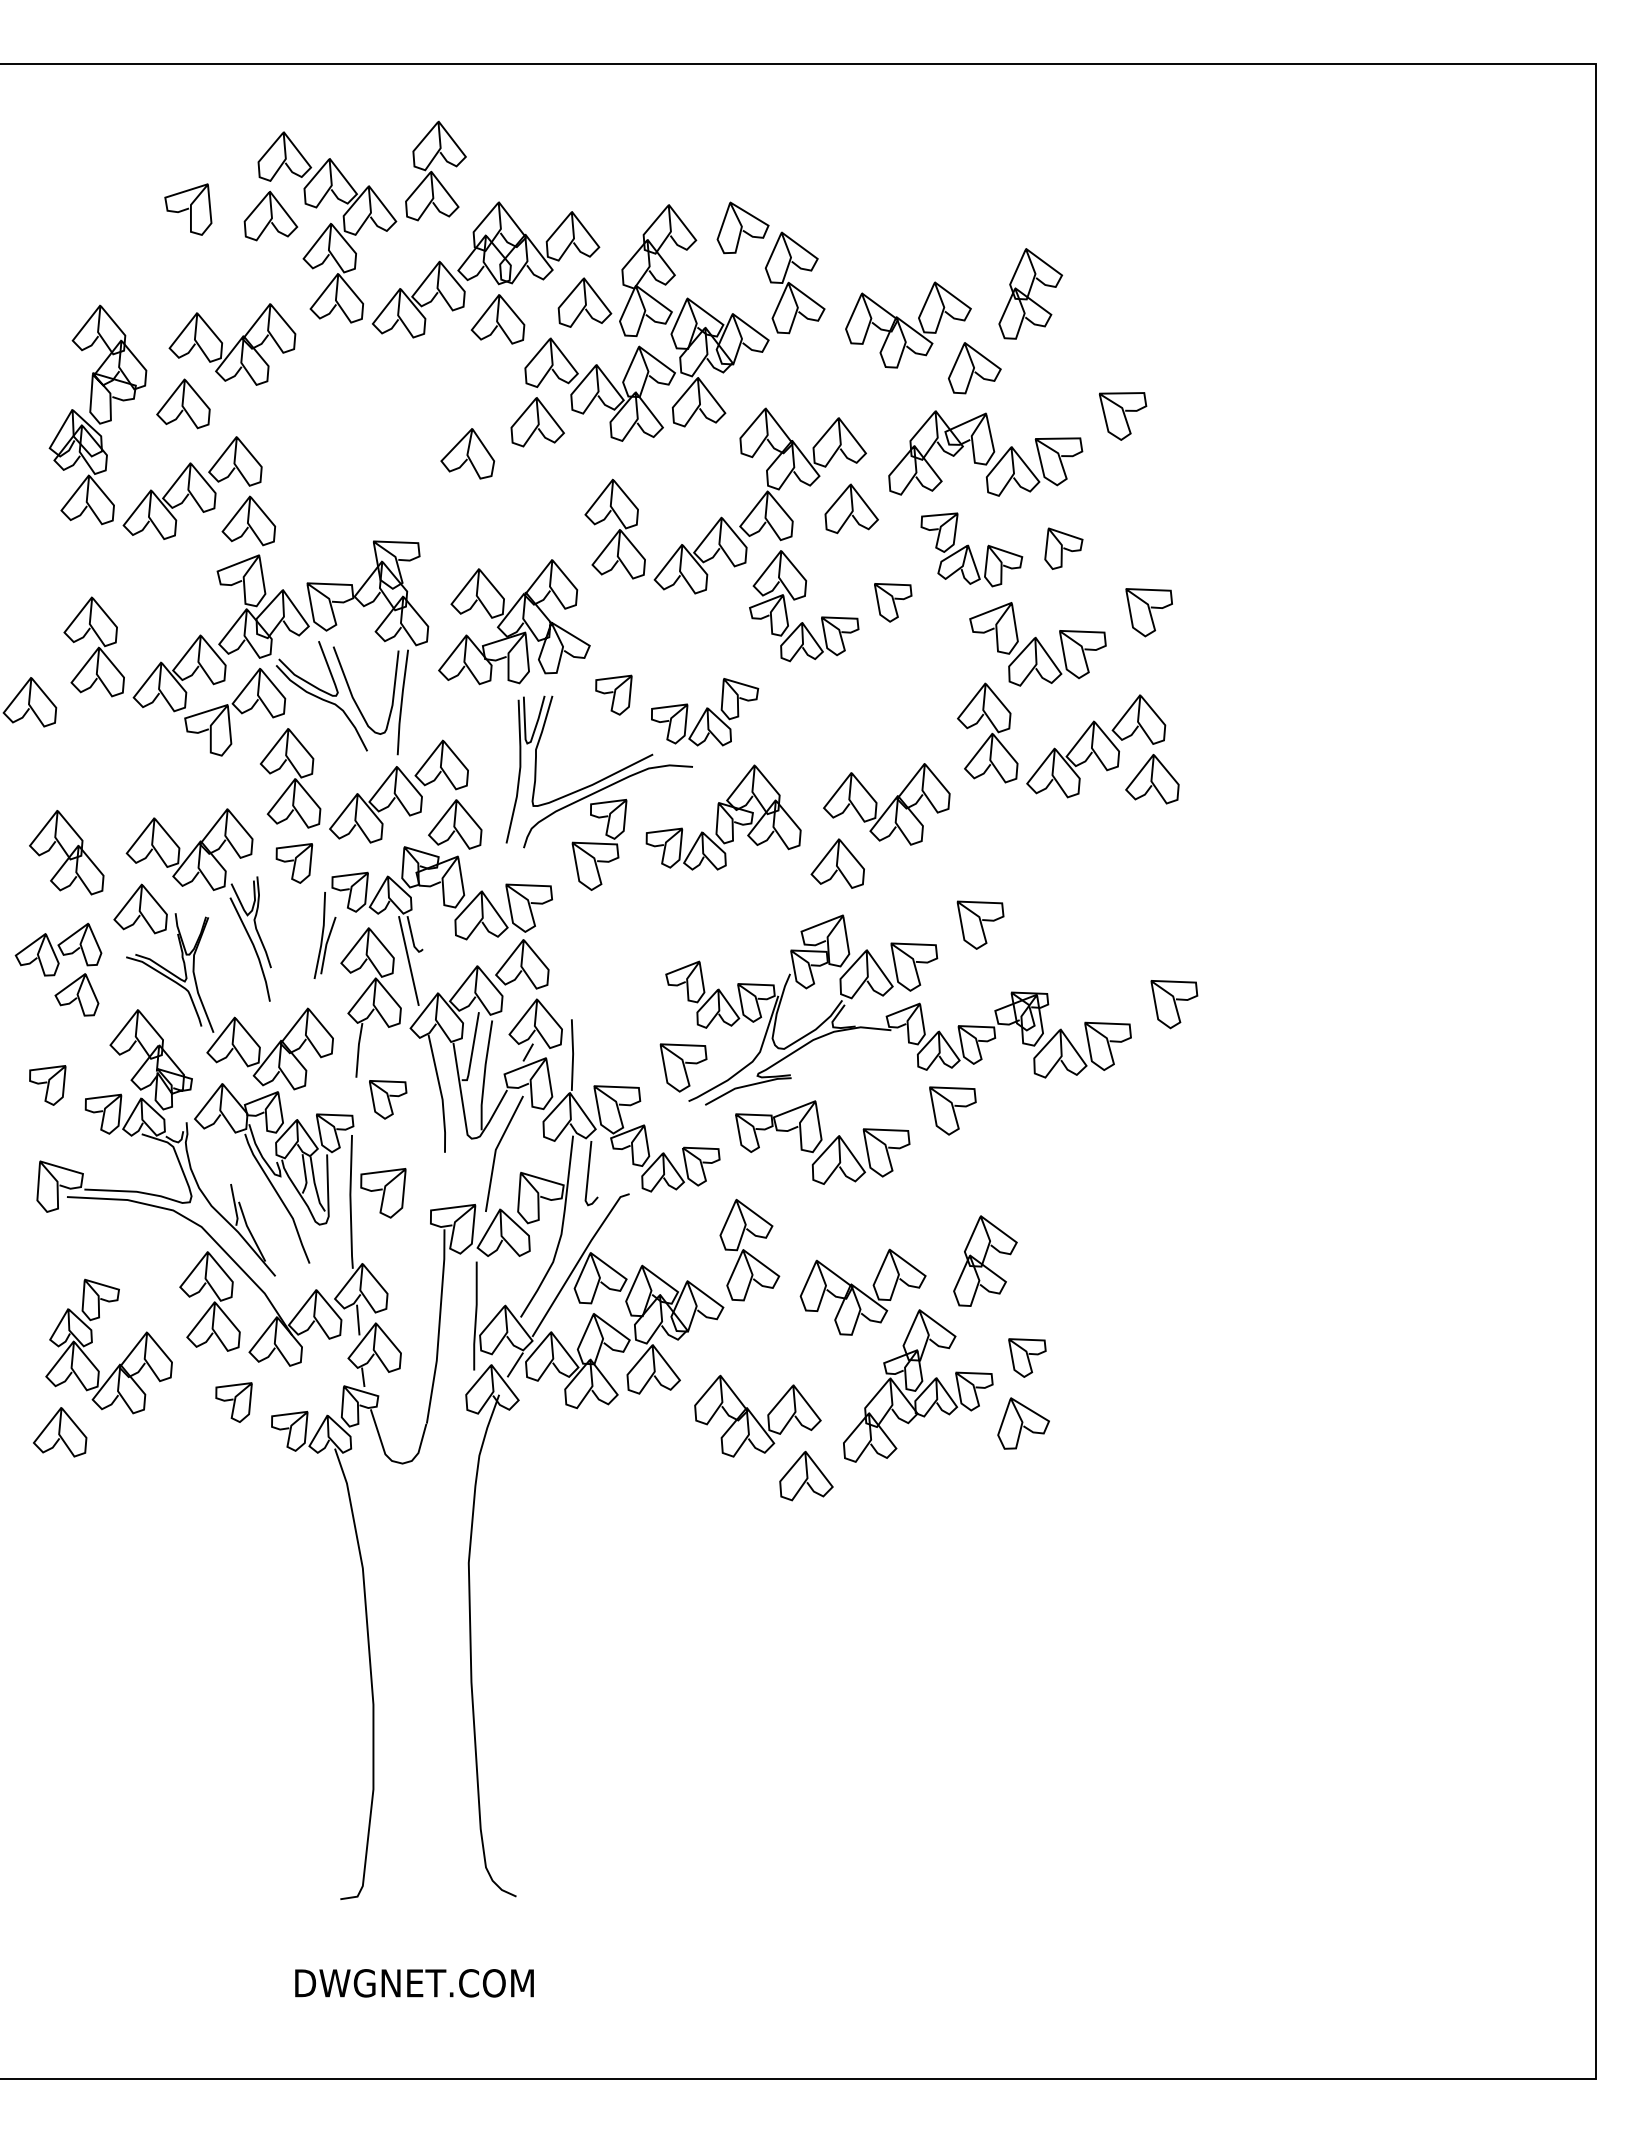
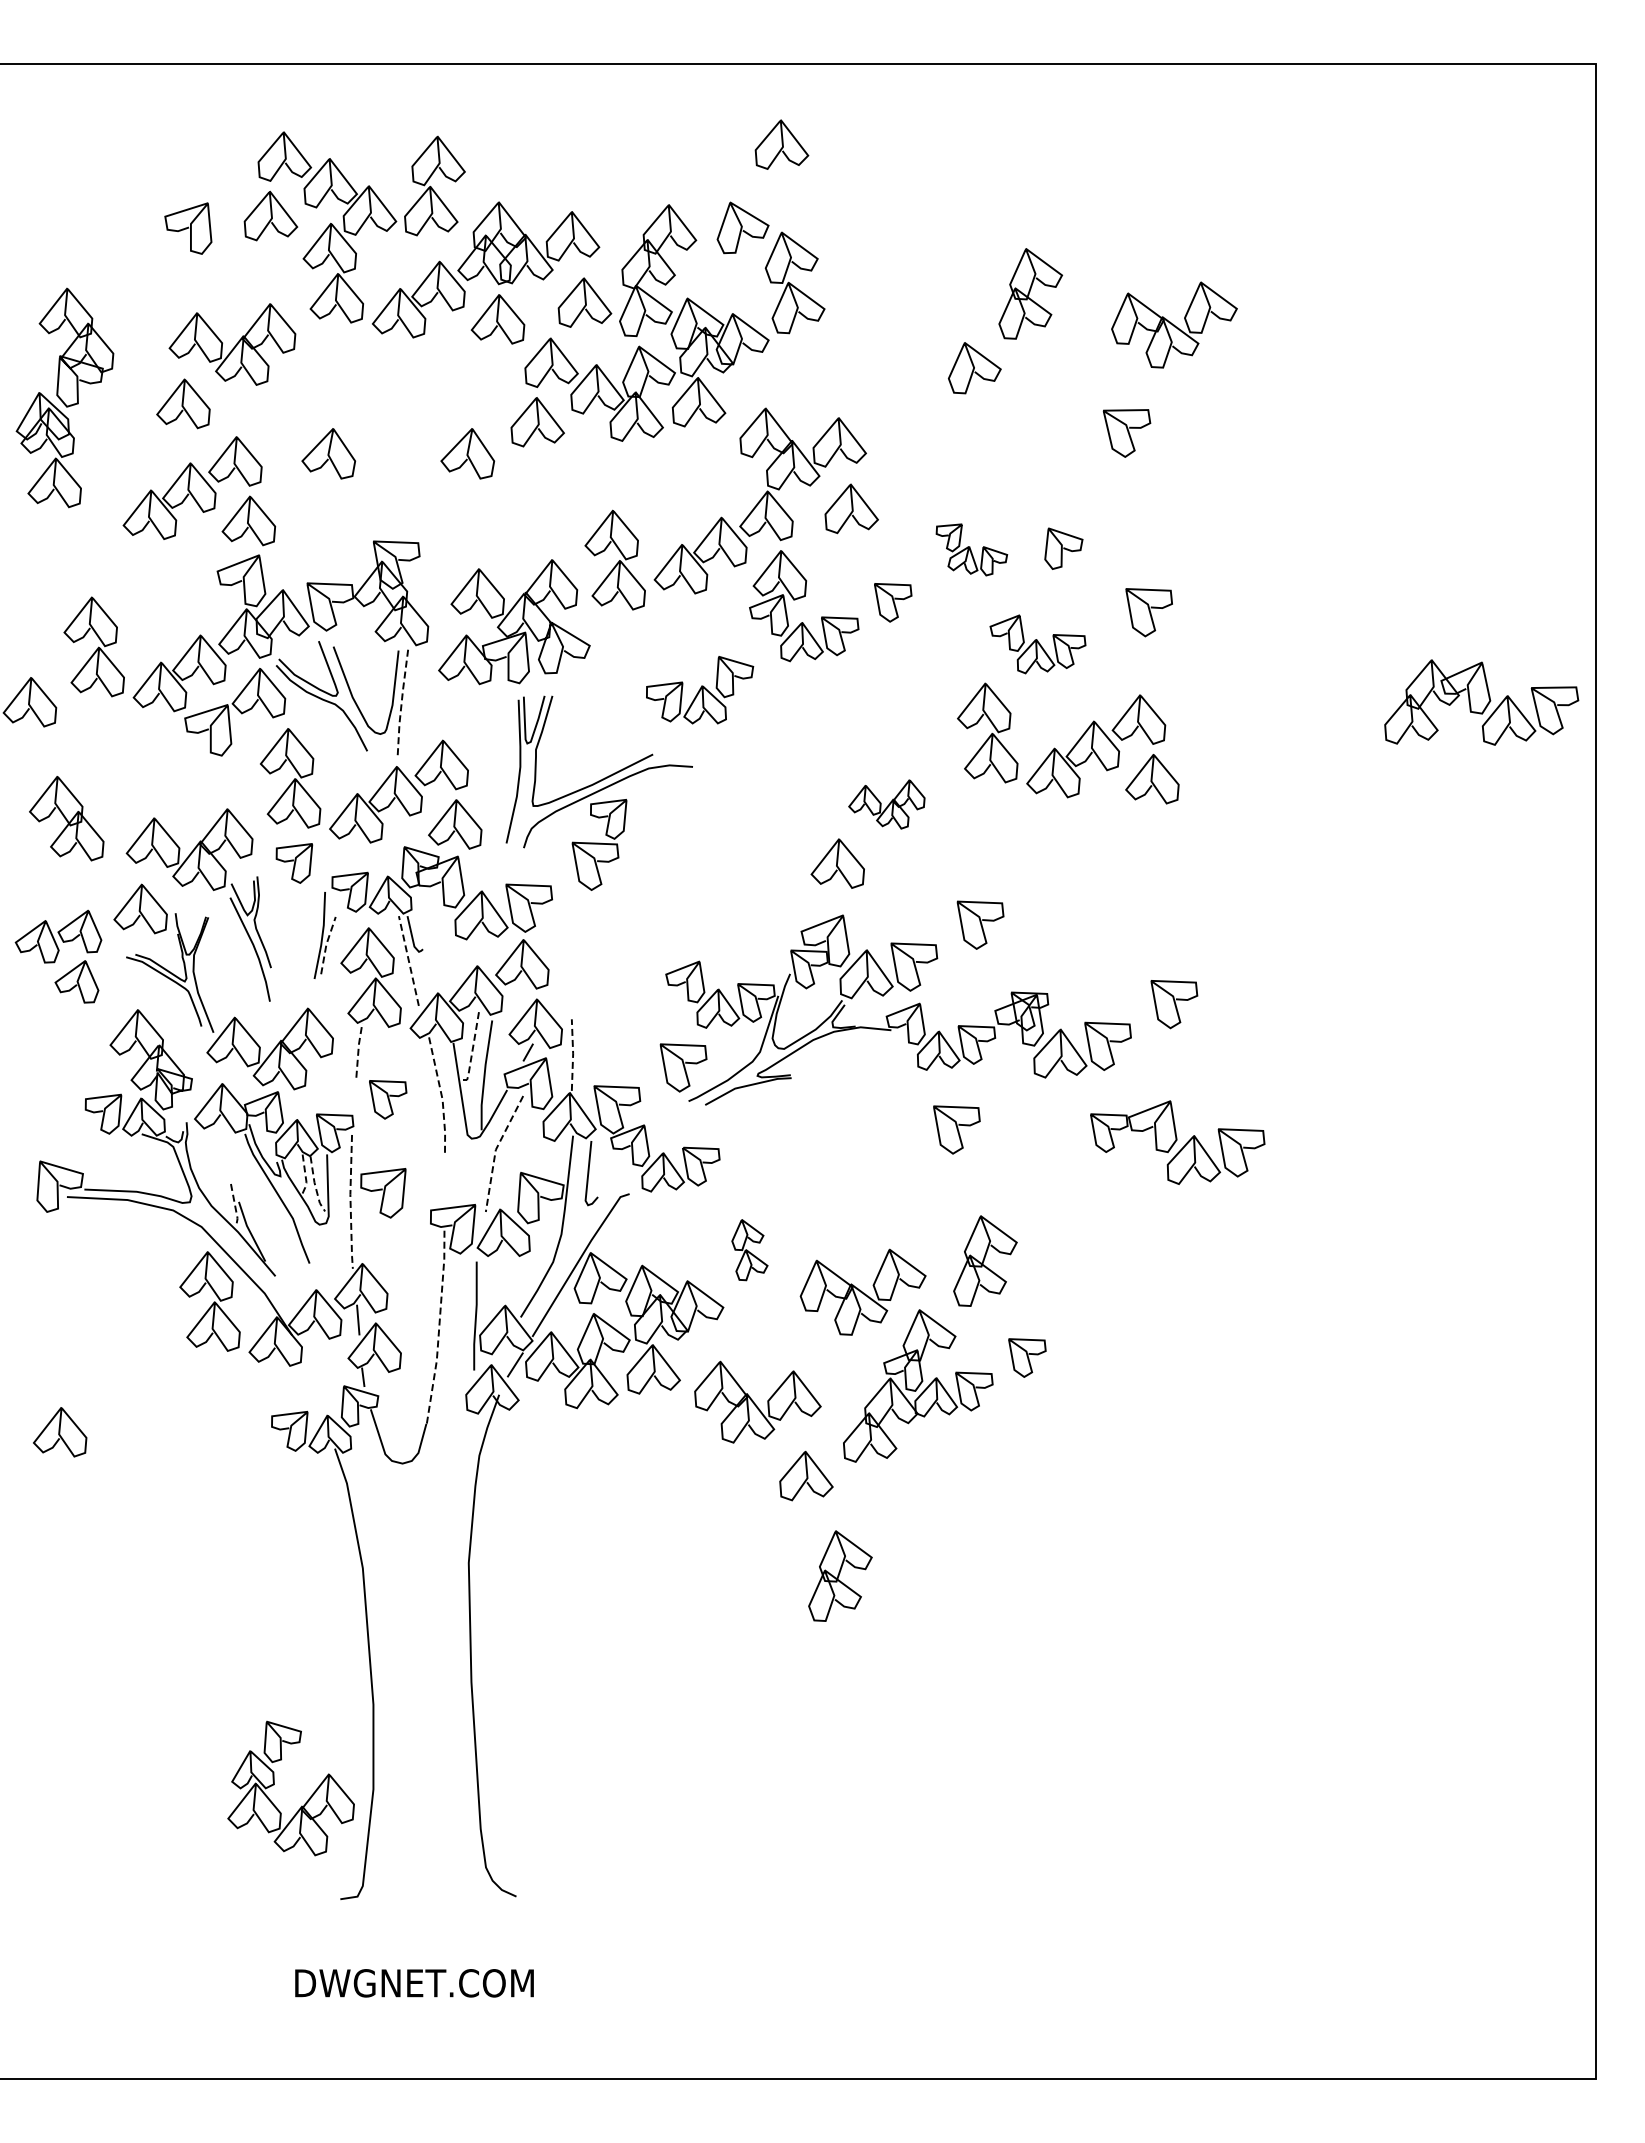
curve: none -> present (781, 144)
part position: (435, 170) -> (434, 185) (434, 185)
curve position: (188, 209) -> (188, 228) (188, 228)
part position: (908, 324) -> (1174, 324) (1174, 324)
part position: (97, 414) -> (64, 397) (64, 397)
curve position: (1123, 415) -> (1127, 432) (1127, 432)
curve: none -> present (328, 453)
part position: (985, 453) -> (1481, 702) (1481, 702)
part position: (614, 528) -> (614, 559) (614, 559)
part size: 104x76 px -> 74x54 px (971, 549)
part size: 138x85 px -> 98x61 px (1037, 644)
curve: present -> none (613, 694)
line: solid -> dashed (401, 703)
part position: (705, 712) -> (700, 690) (700, 690)
part size: 128x83 px -> 78x51 px (886, 804)
part: present -> none (723, 817)
part position: (66, 852) -> (66, 818) (66, 818)
line: solid -> dashed (326, 944)
line: solid -> dashed (408, 961)
part position: (58, 969) -> (58, 956) (58, 956)
line: solid -> dashed (358, 1049)
line: solid -> dashed (472, 1050)
line: solid -> dashed (573, 1054)
curve: present -> none (47, 1085)
line: solid -> dashed (441, 1094)
curve position: (952, 1110) -> (956, 1129) (956, 1129)
part position: (822, 1142) -> (1177, 1142) (1177, 1142)
line: solid -> dashed (495, 1150)
line: solid -> dashed (305, 1174)
line: solid -> dashed (315, 1184)
line: solid -> dashed (350, 1202)
line: solid -> dashed (235, 1206)
part size: 62x104 px -> 38x63 px (749, 1250)
line: solid -> dashed (439, 1326)
part position: (92, 1343) -> (274, 1785) (274, 1785)
curve: present -> none (233, 1402)
part position: (757, 1415) -> (757, 1401) (757, 1401)
curve: present -> none (1023, 1423)
part: none -> present (840, 1575)
